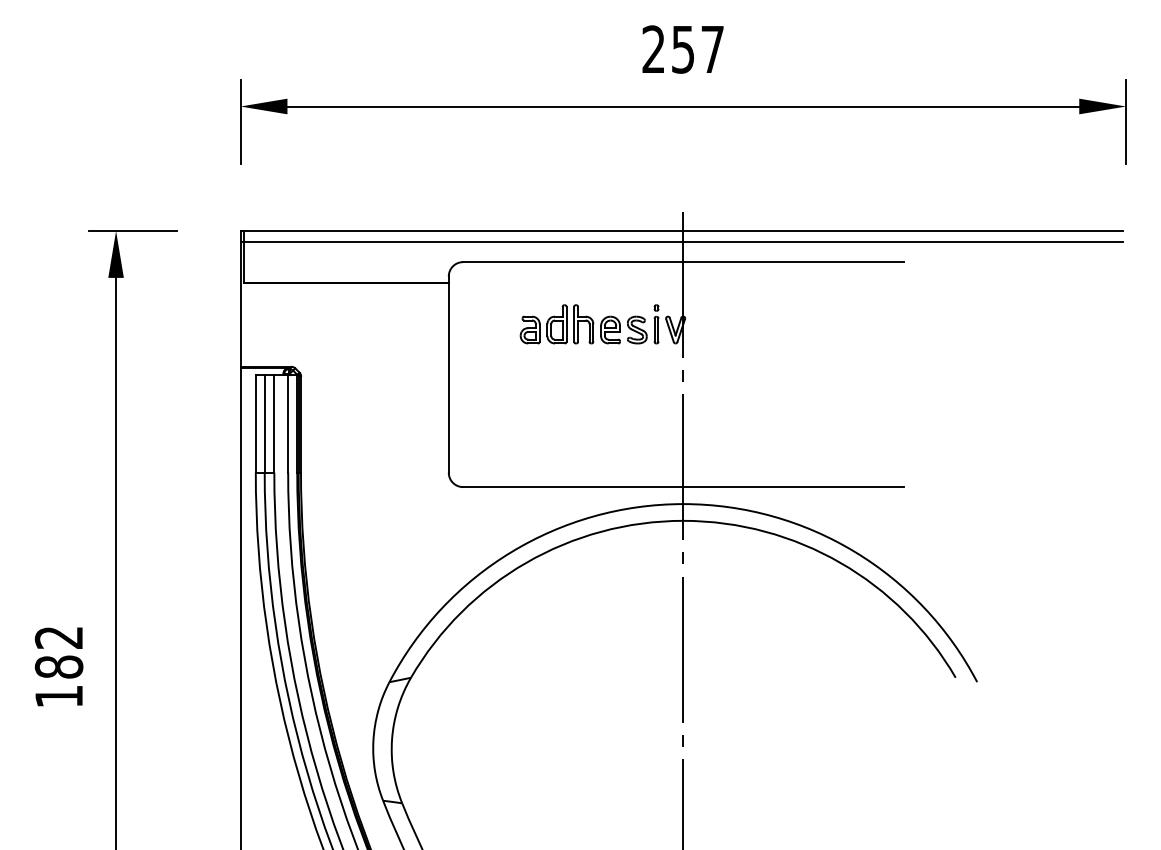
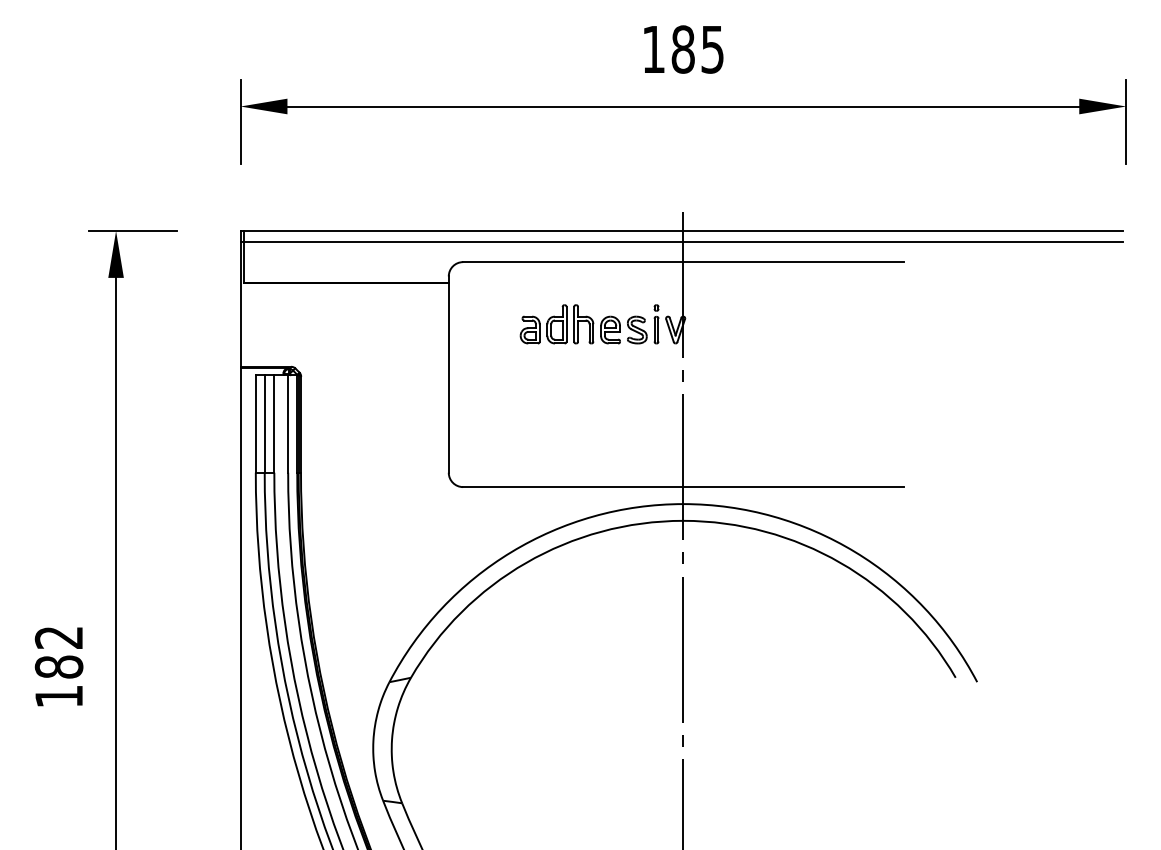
text: 257 -> 185 (682, 49)
